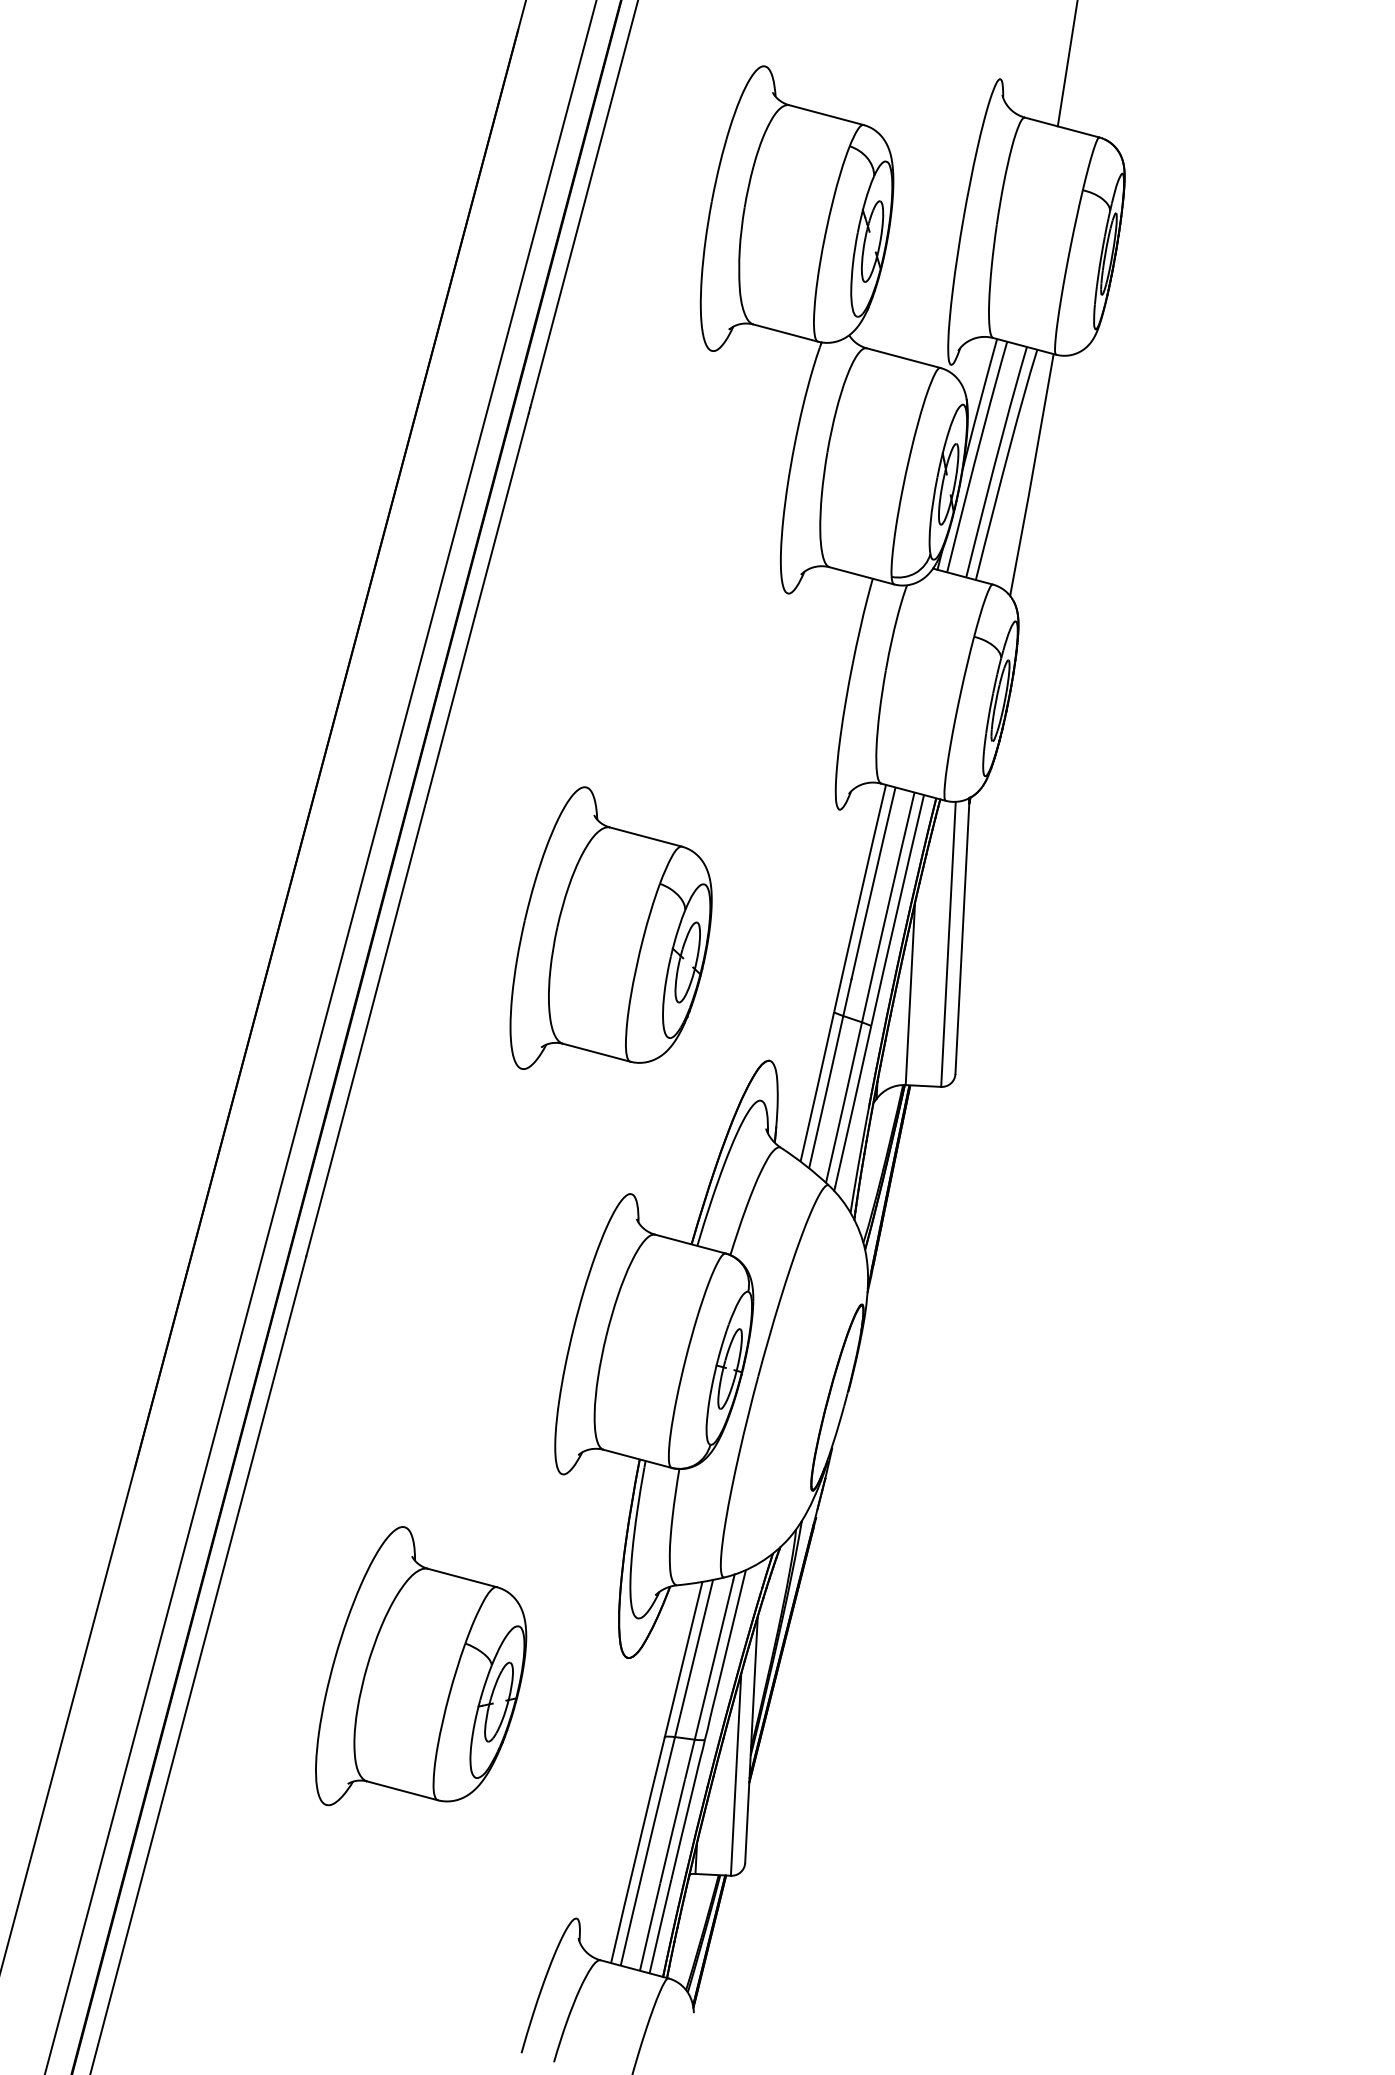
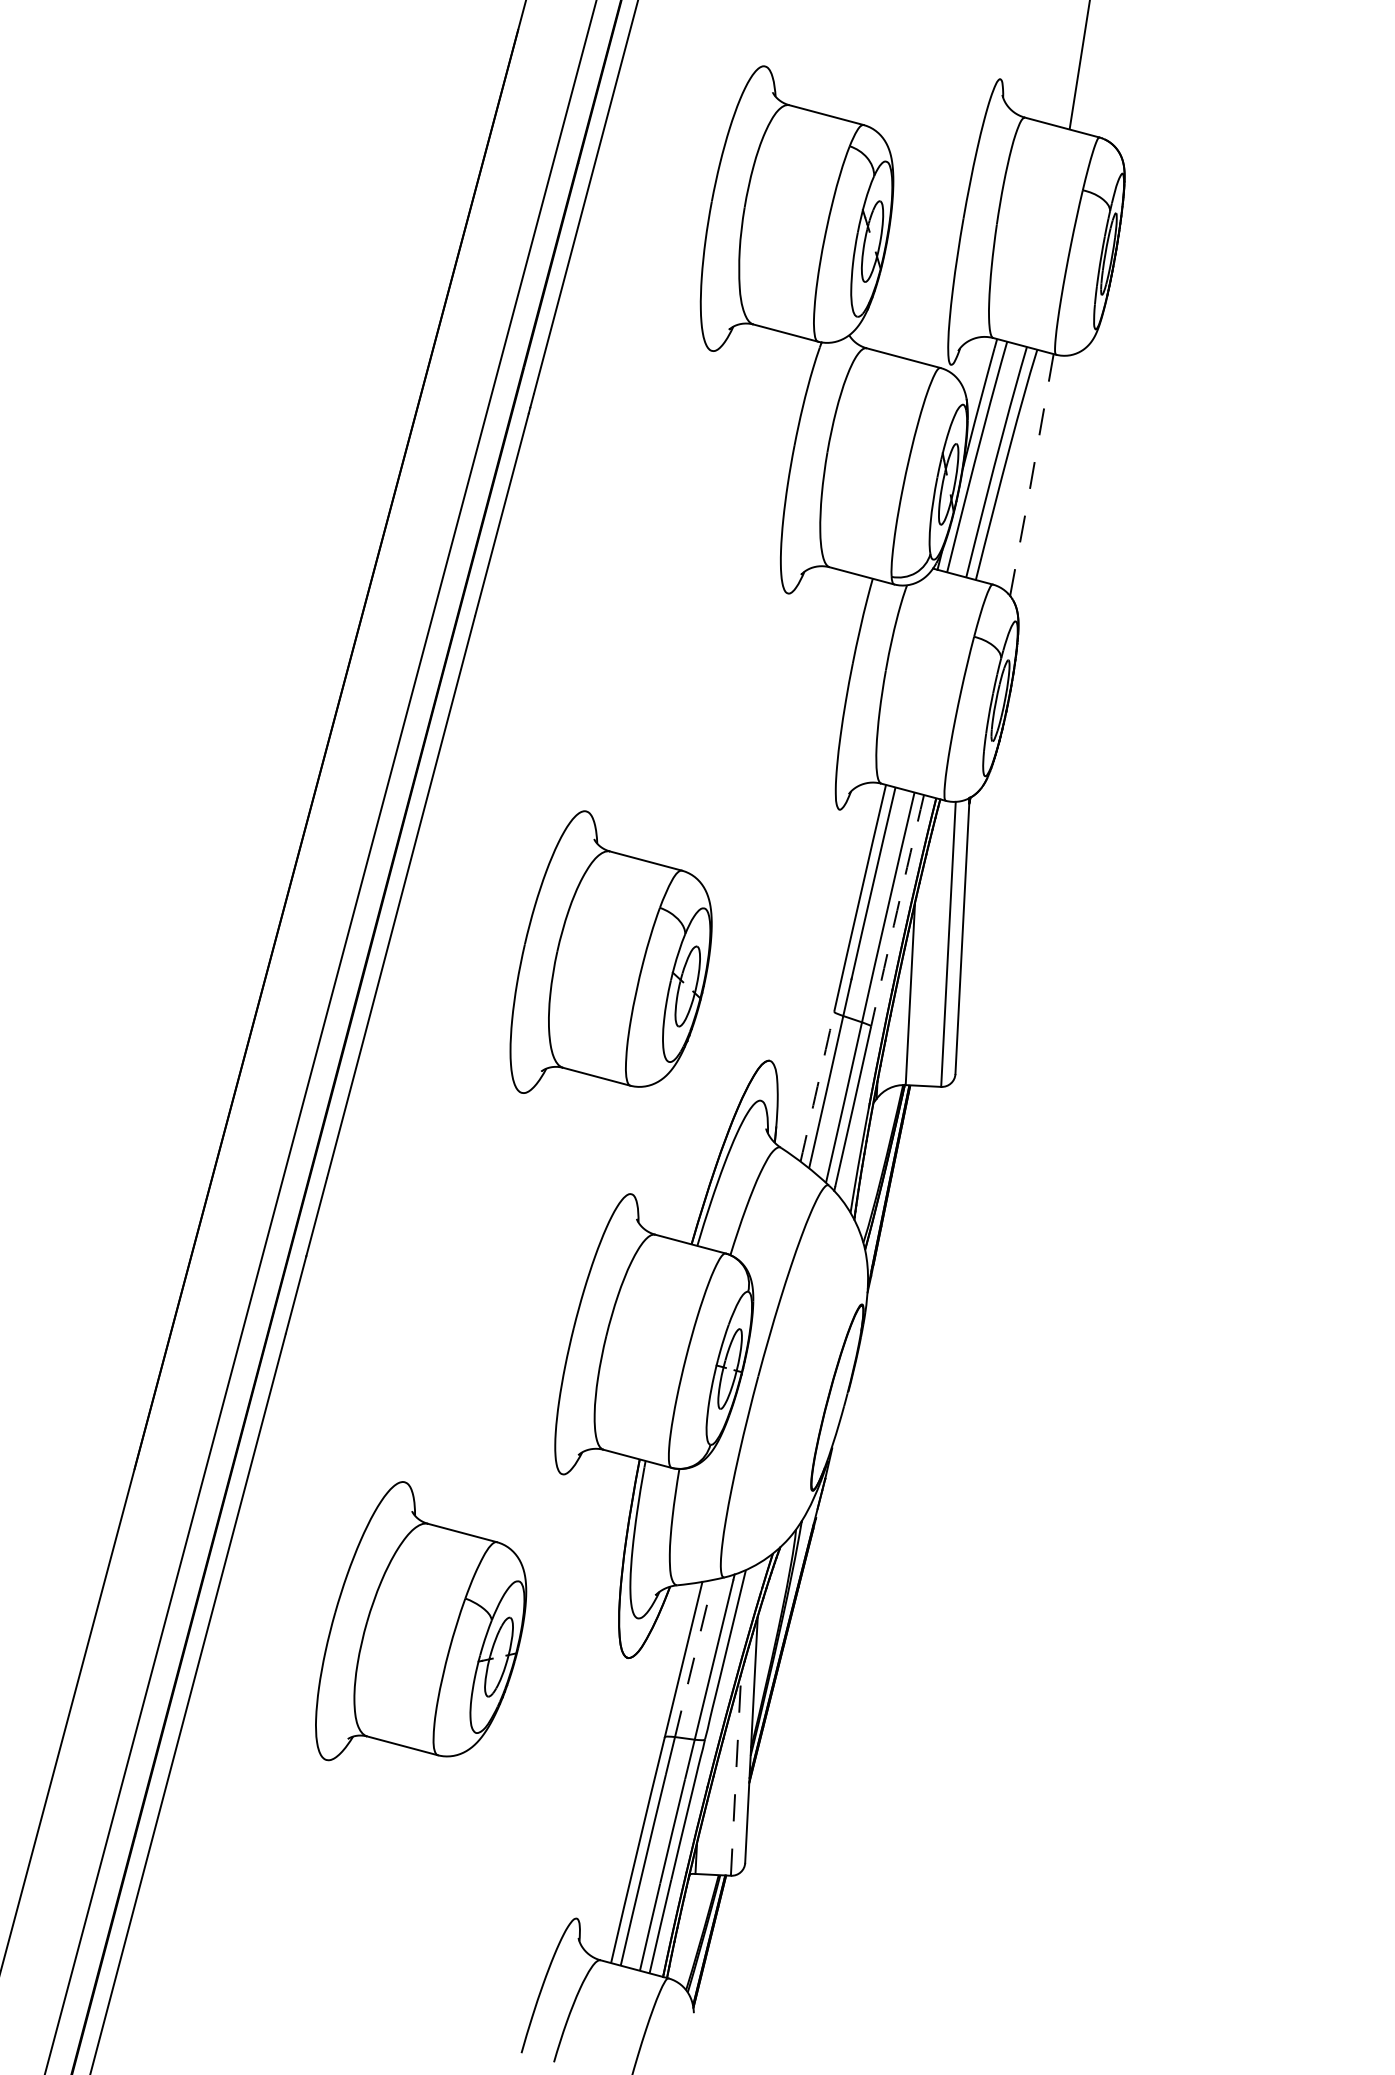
line position: (1067, 64) -> (1079, 65) (1079, 65)
line: solid -> dashed (1032, 475)
arc: solid -> dashed (897, 910)
part position: (610, 927) -> (610, 951) (610, 951)
arc: solid -> dashed (817, 1086)
line: solid -> dashed (694, 1658)
part position: (421, 1666) -> (421, 1621) (421, 1621)
line: solid -> dashed (736, 1774)
